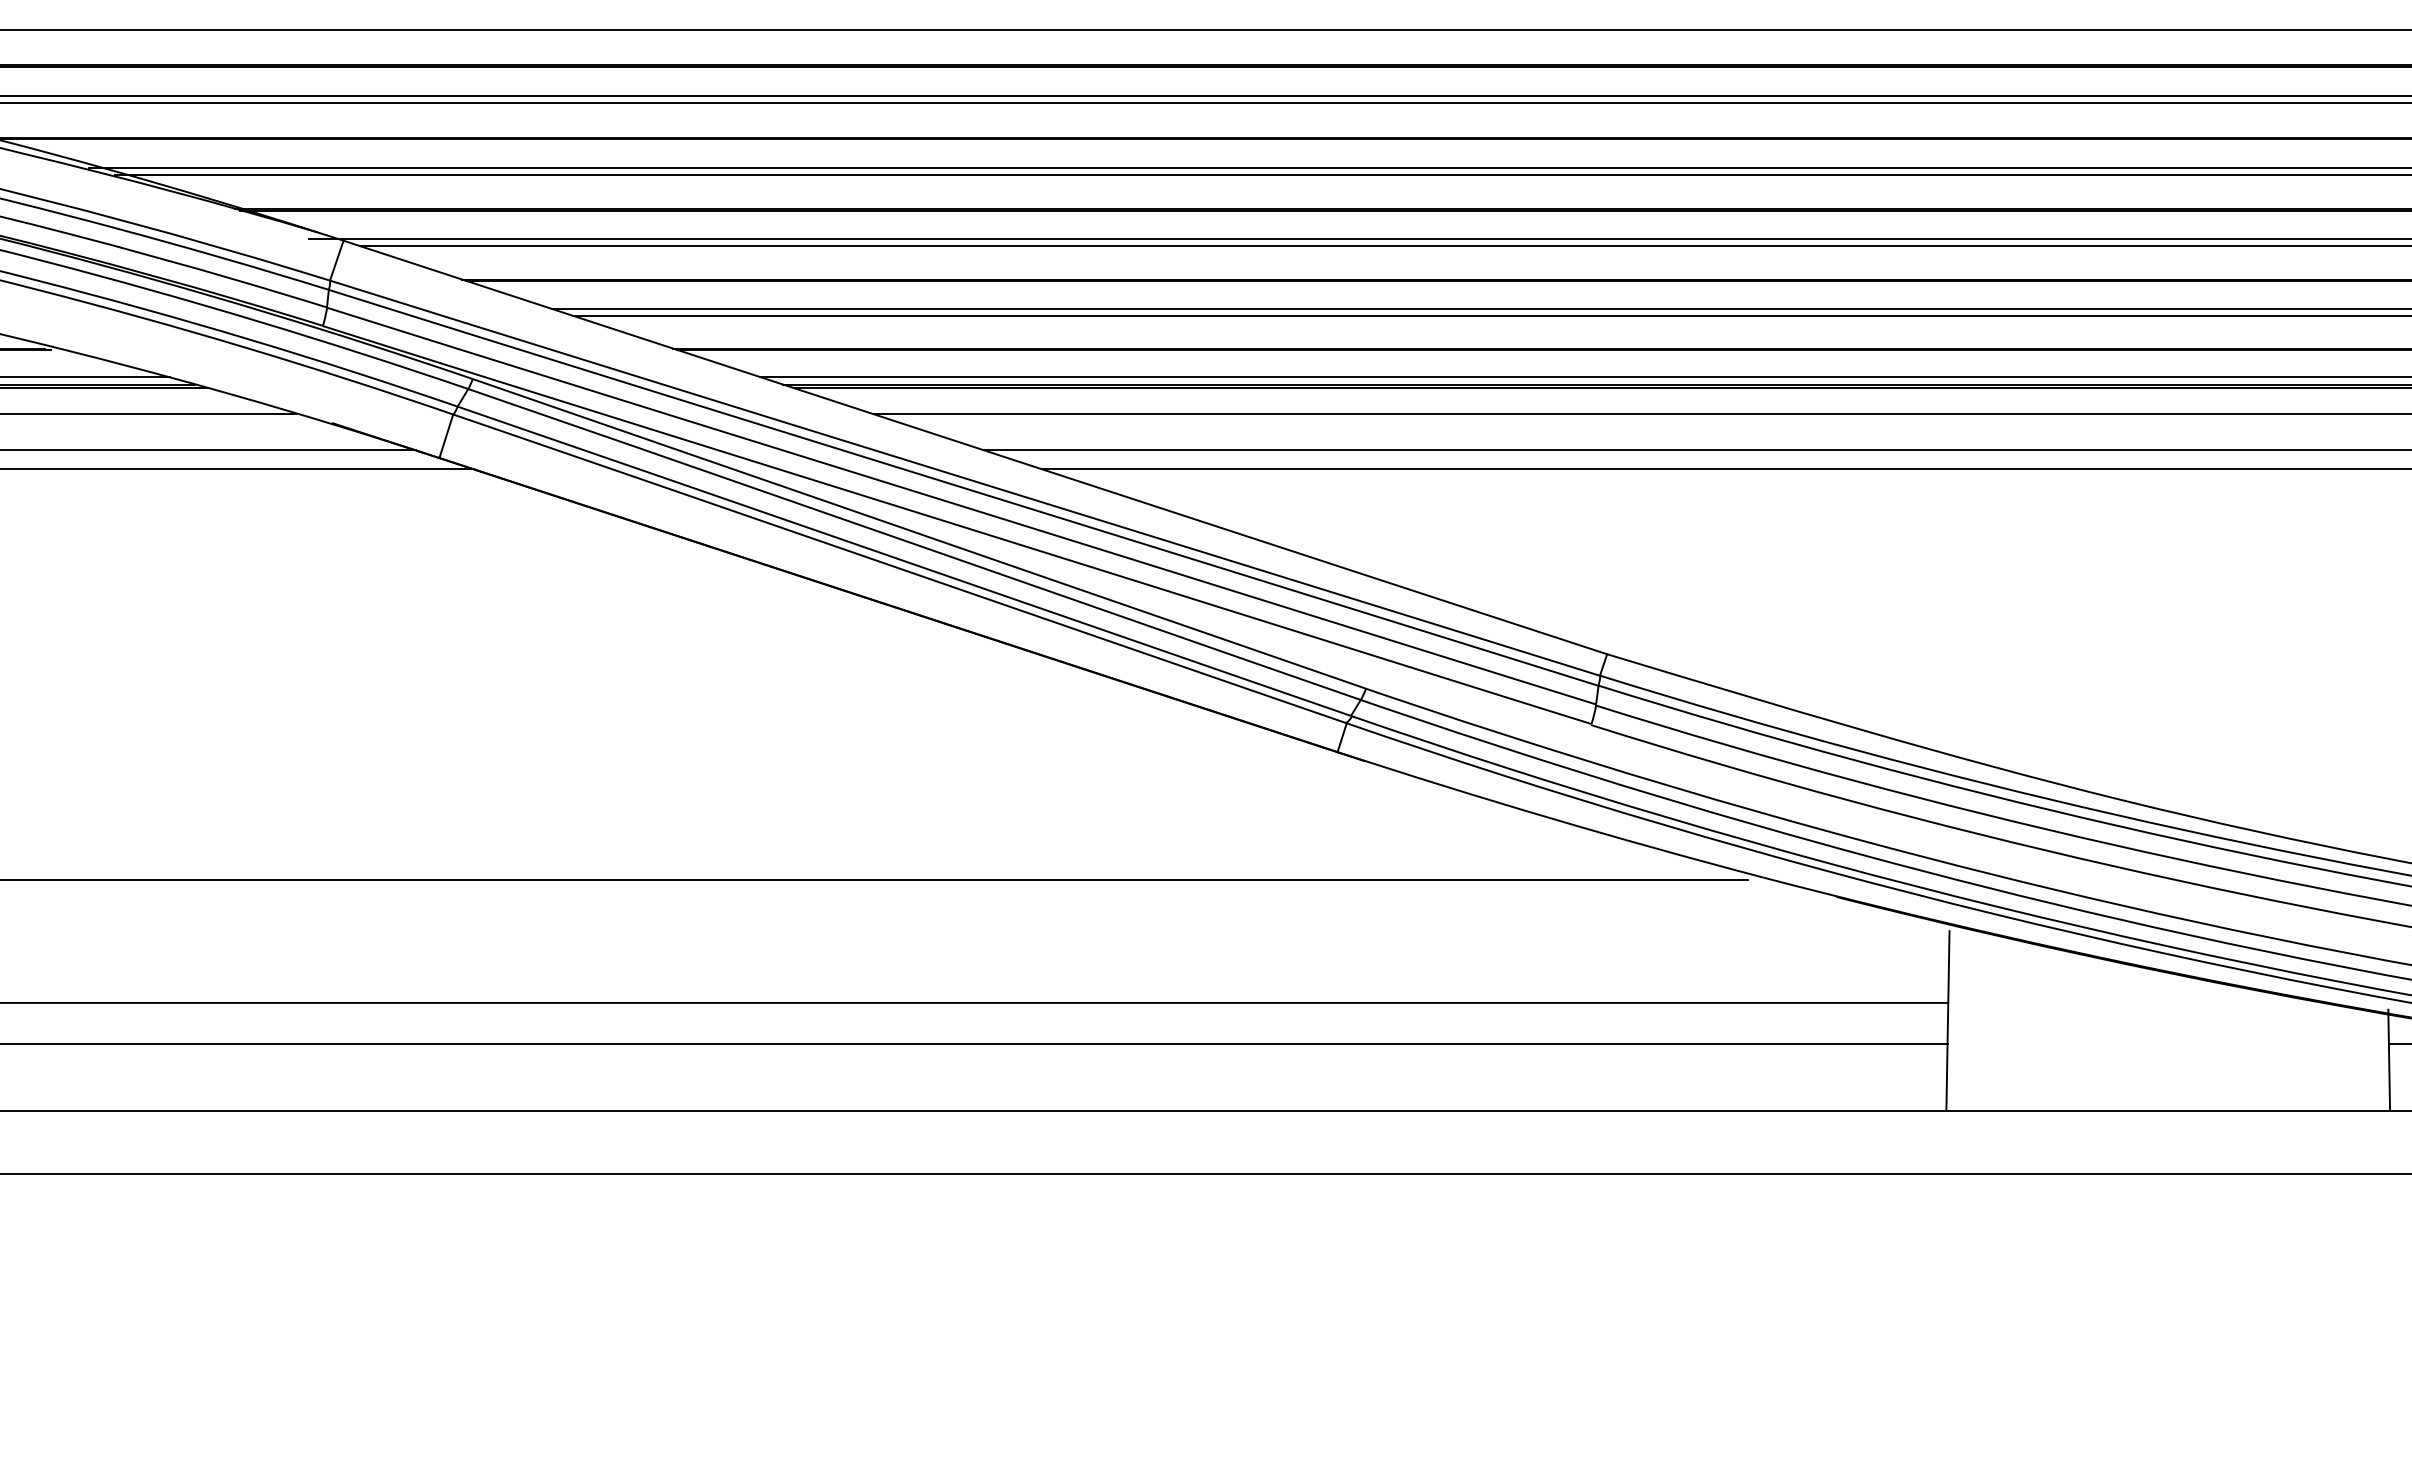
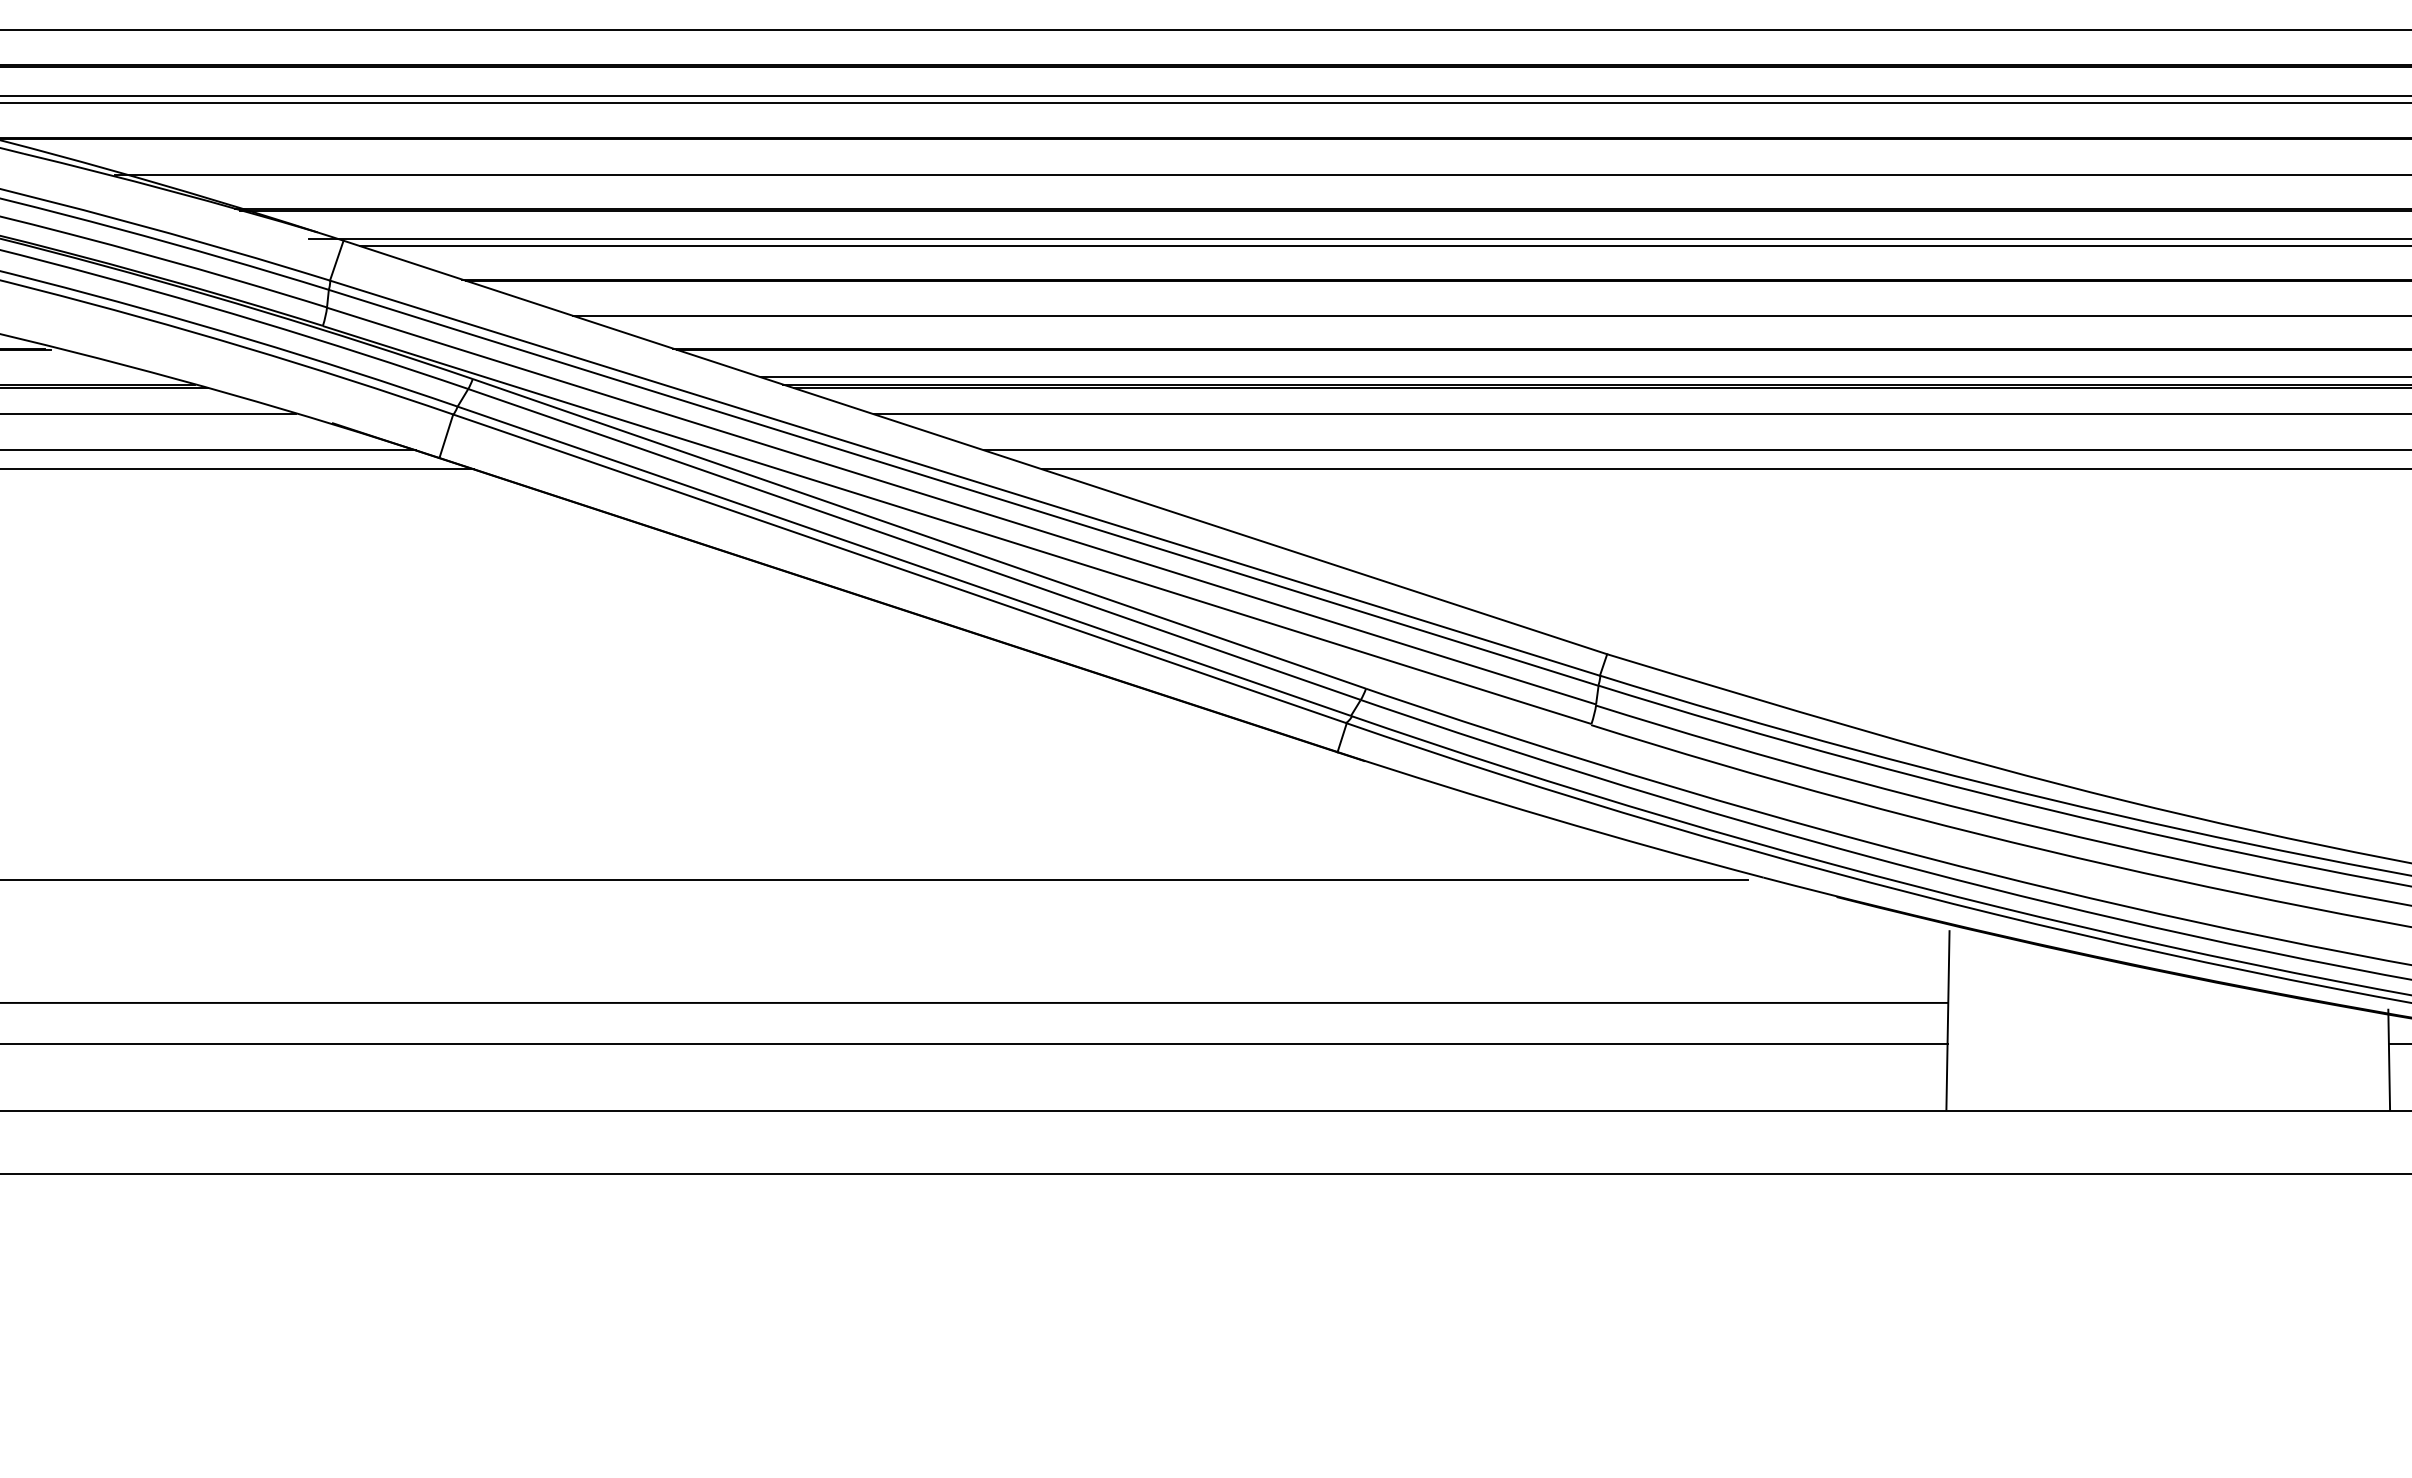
line: present -> none (1248, 168)
line: present -> none (1480, 308)
line: present -> none (86, 377)
